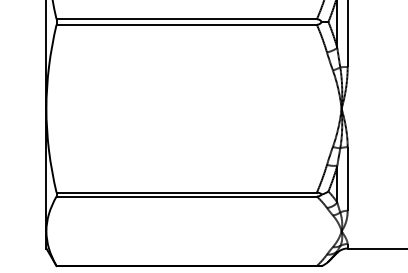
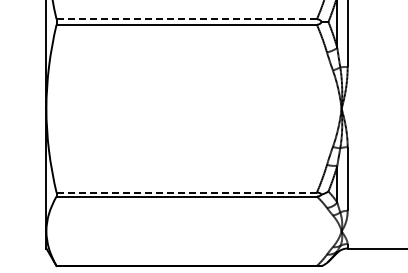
line: solid -> dashed (186, 19)
line: solid -> dashed (186, 192)
